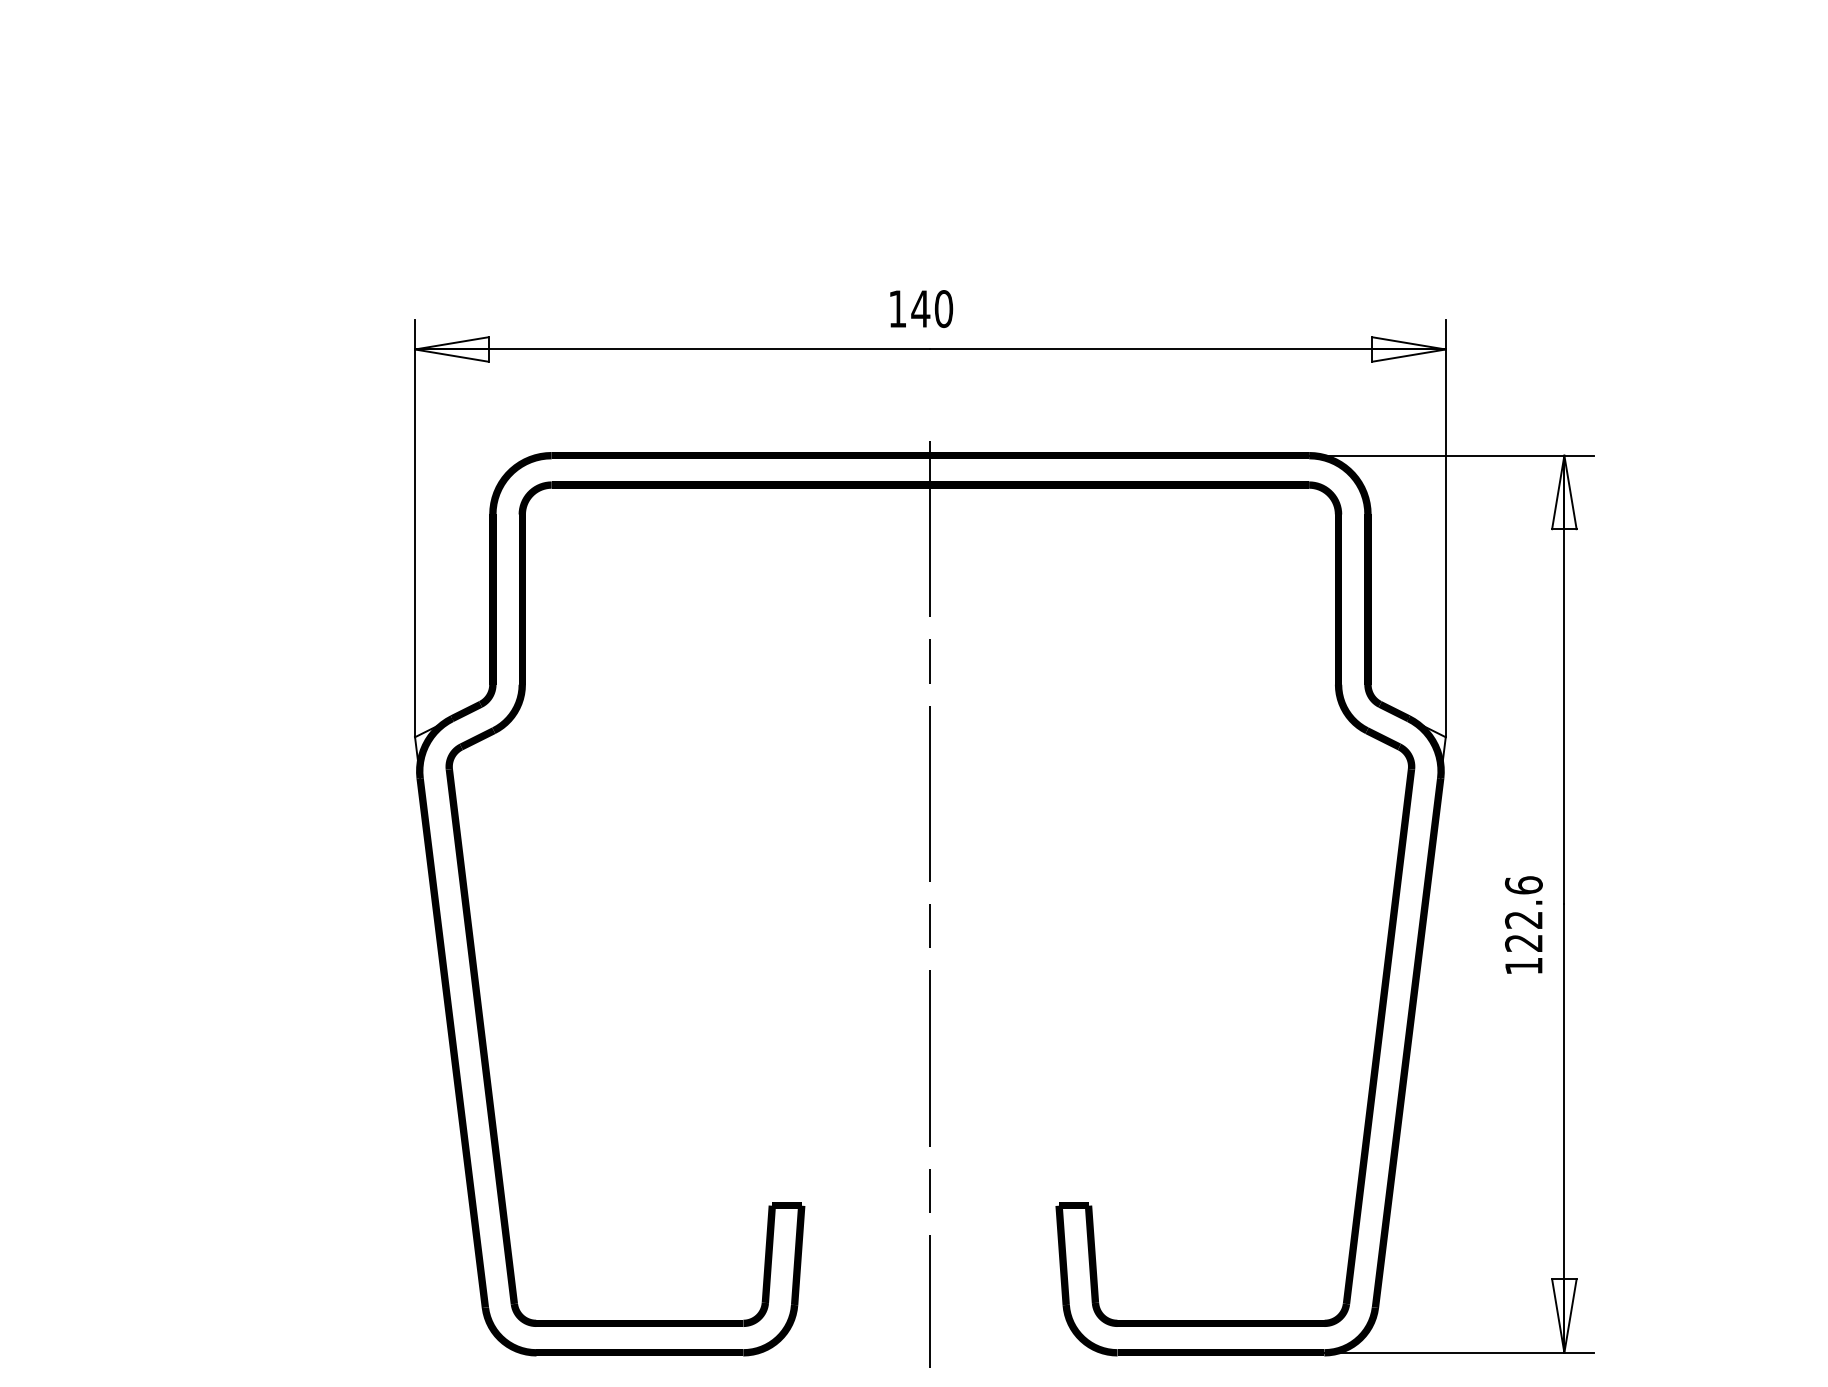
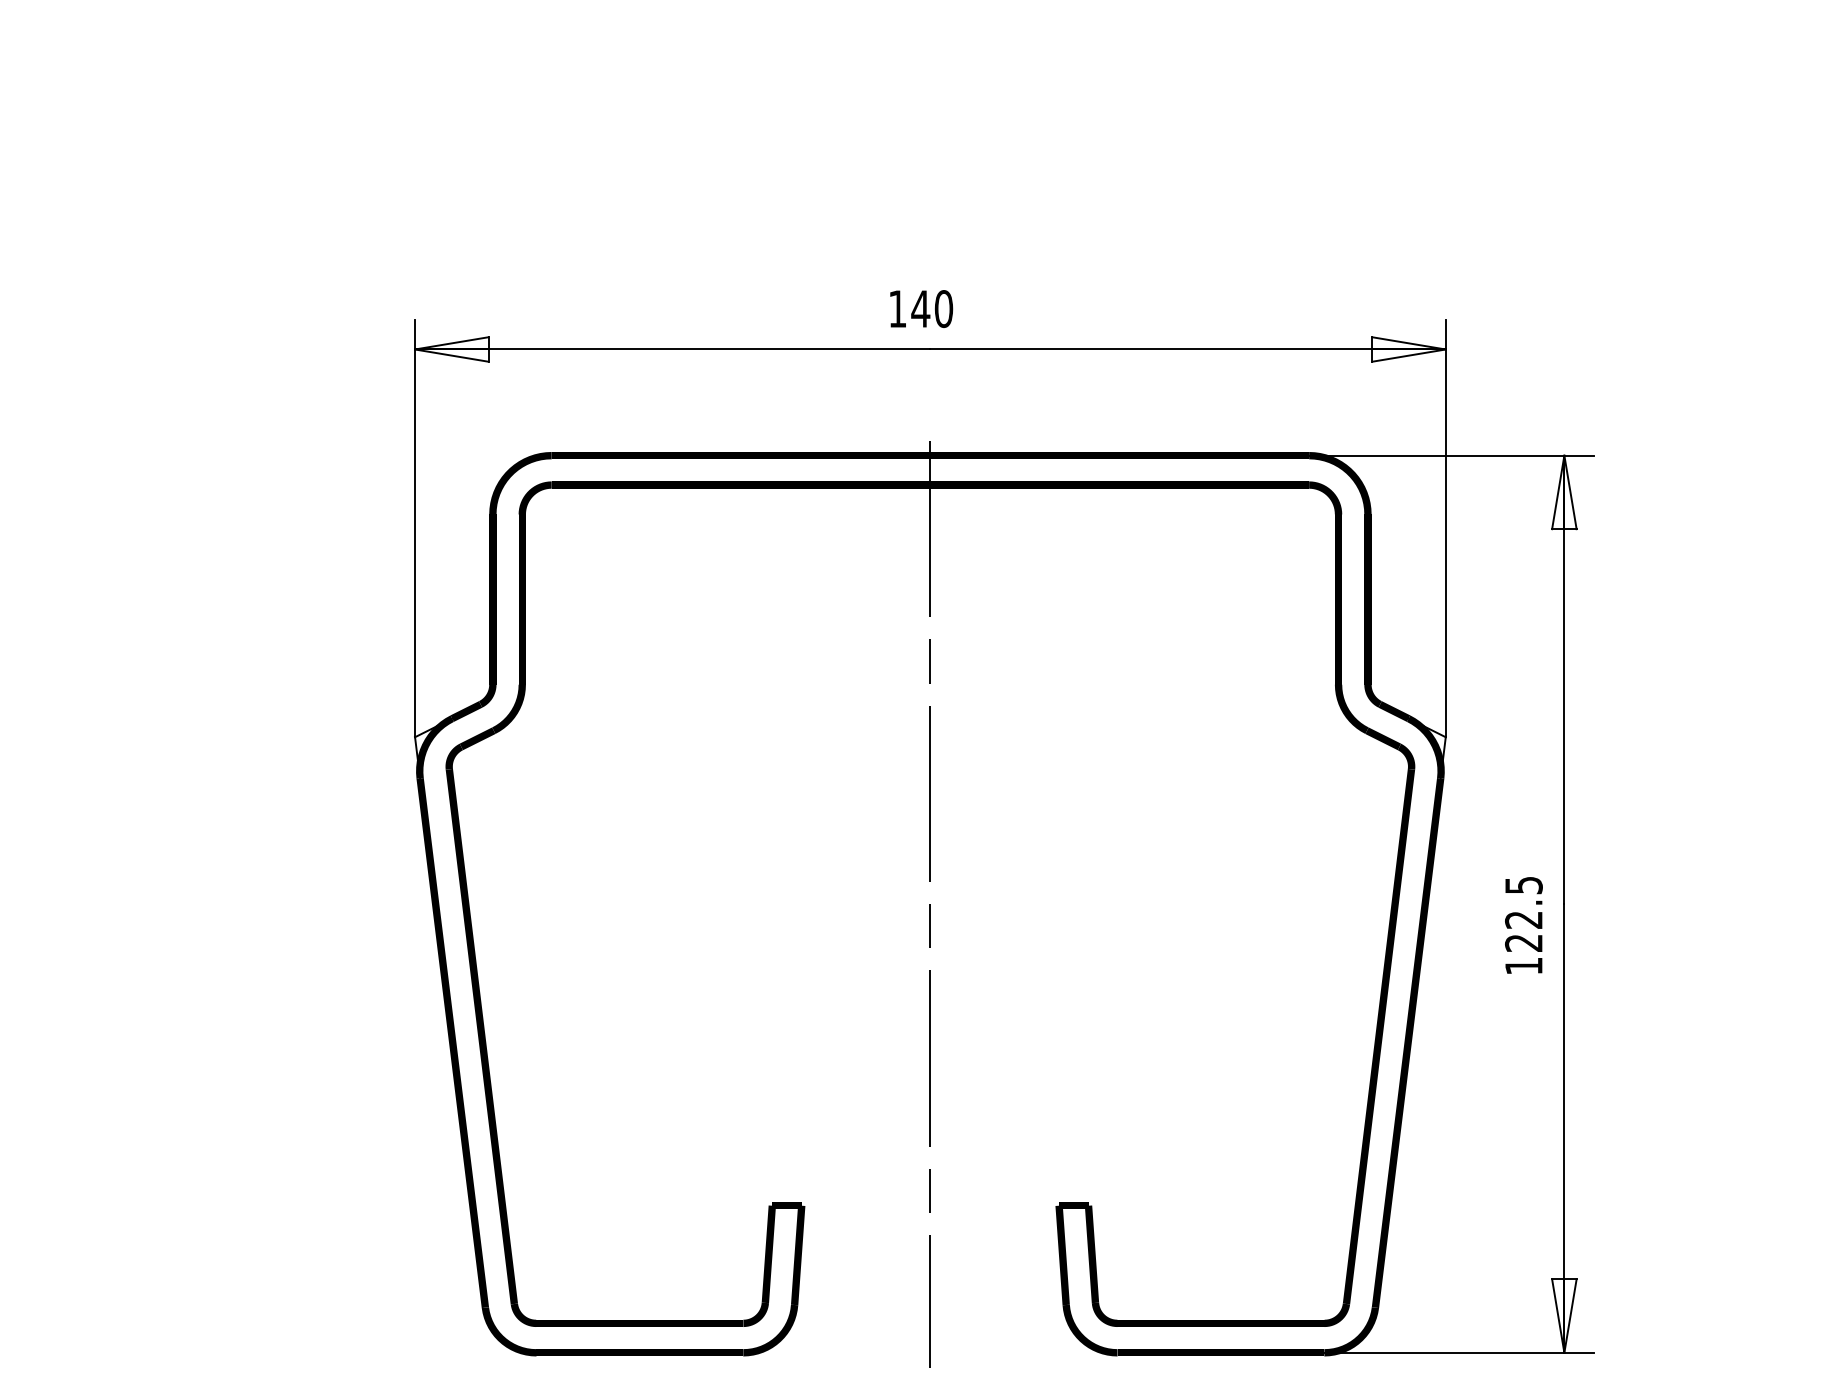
text: 122.6 -> 122.5 (1523, 885)
